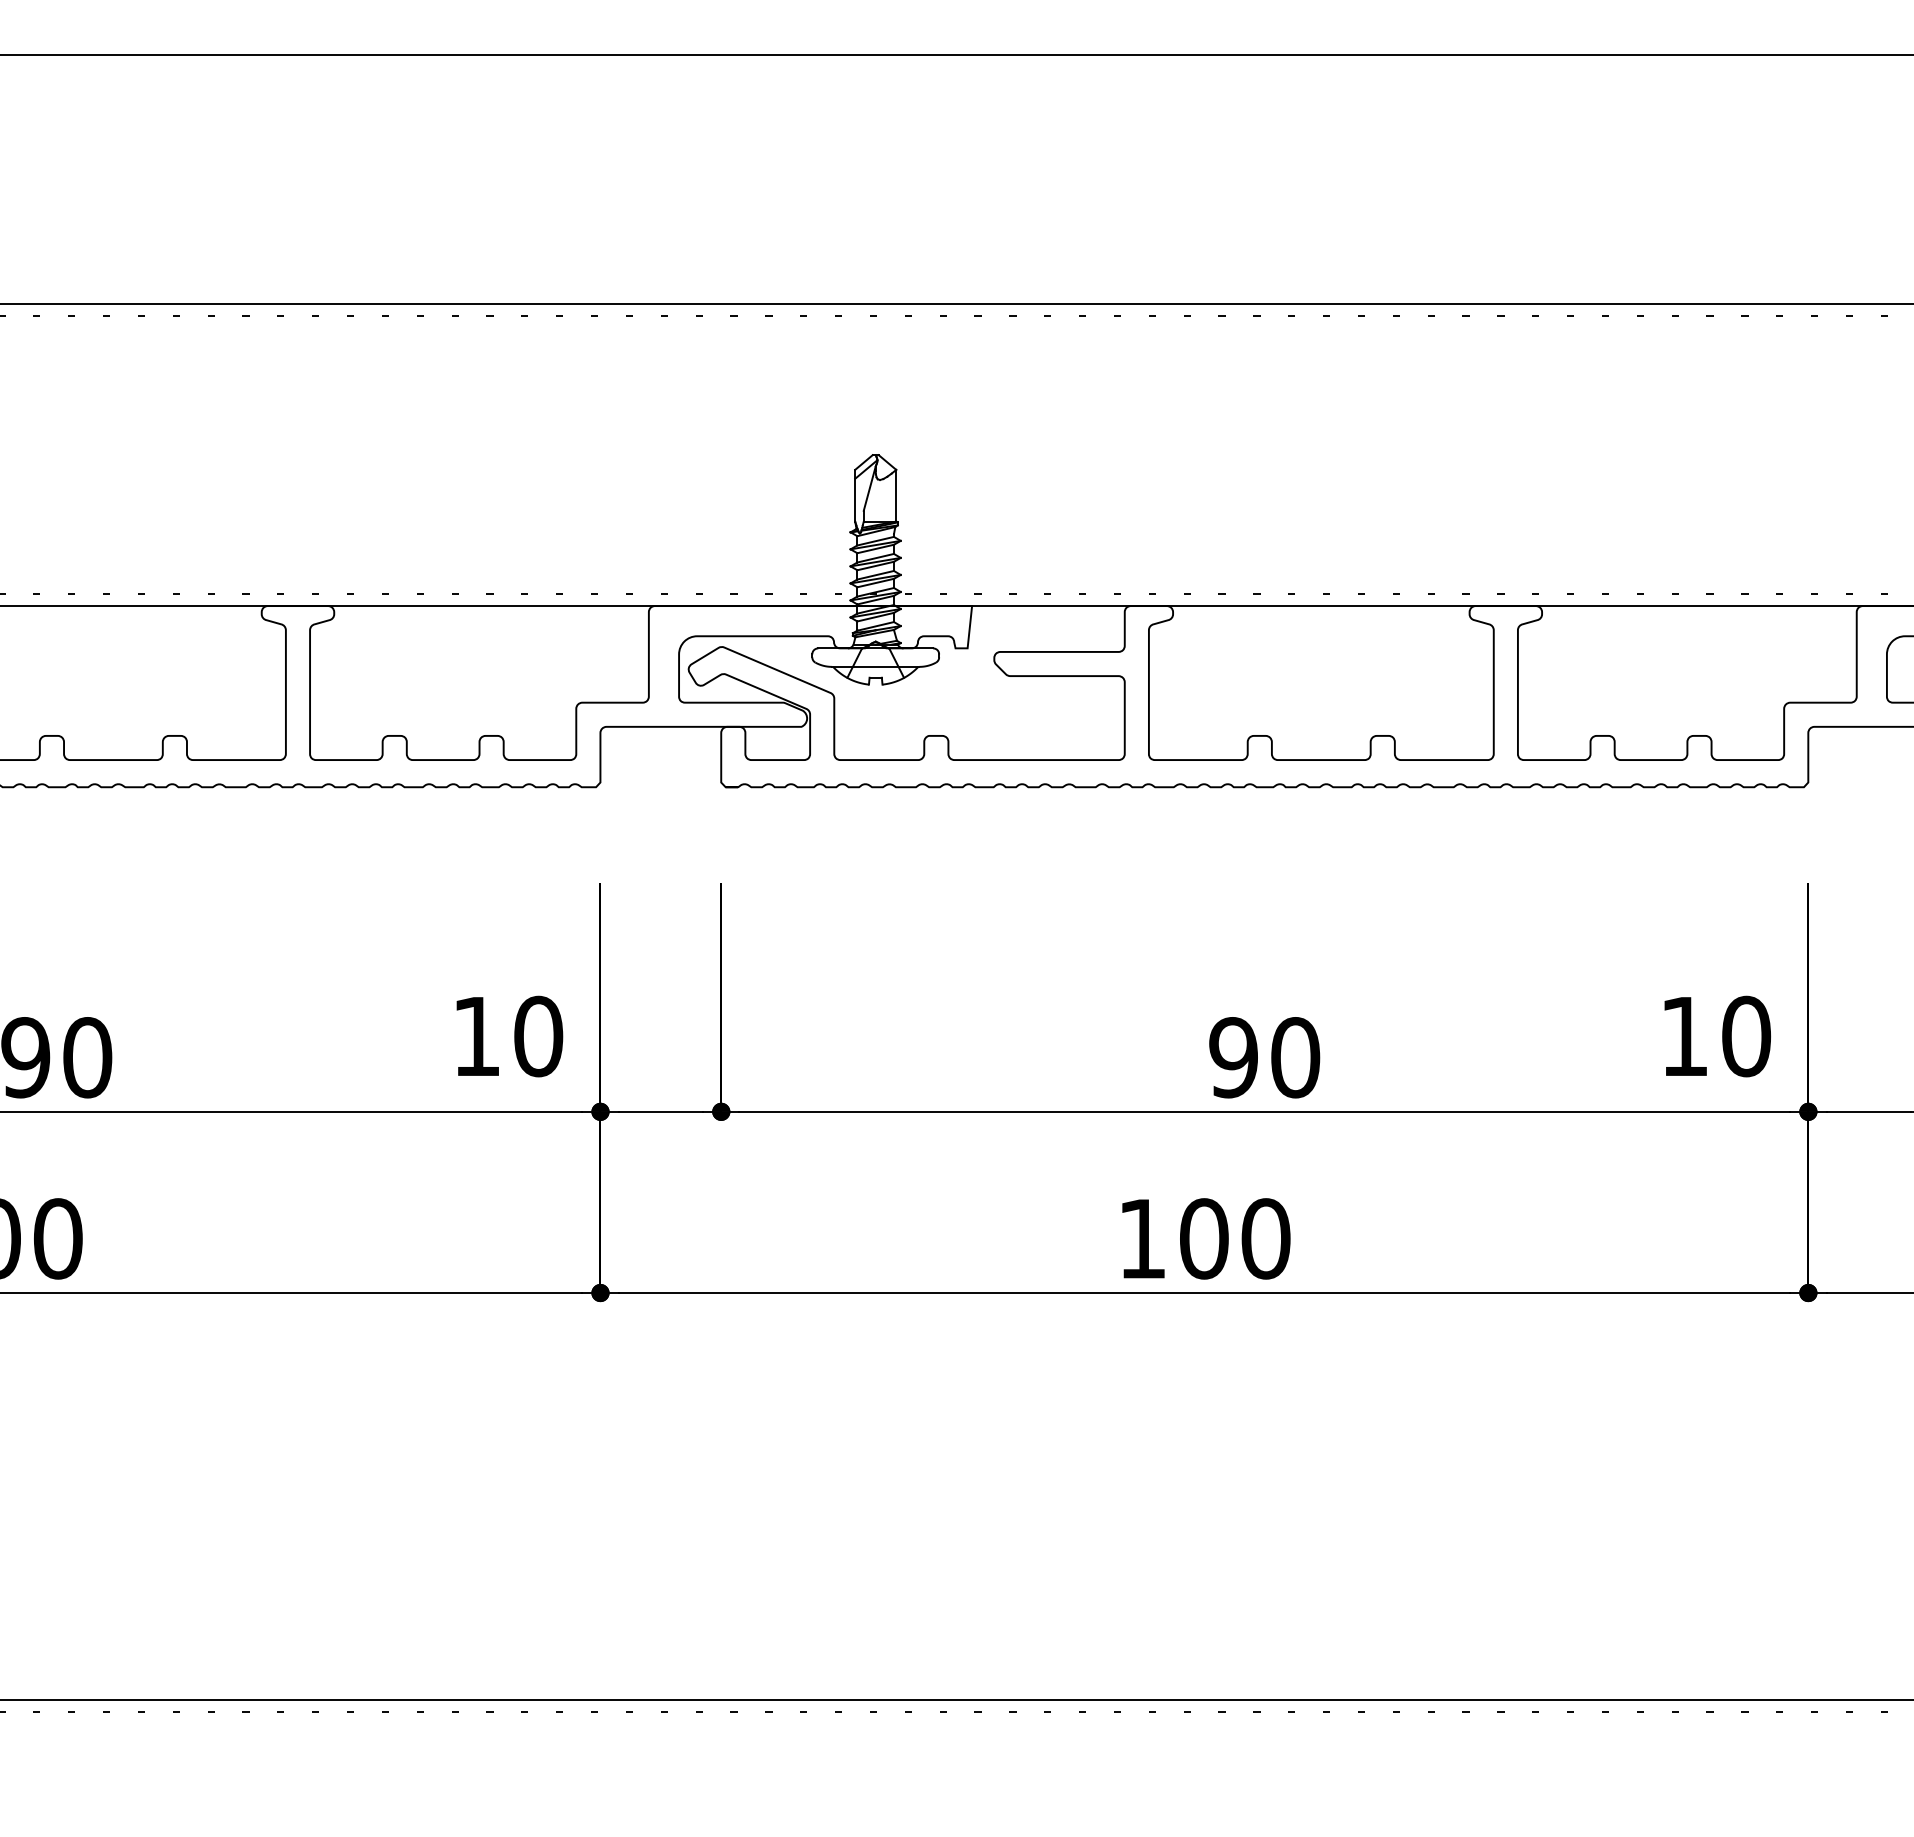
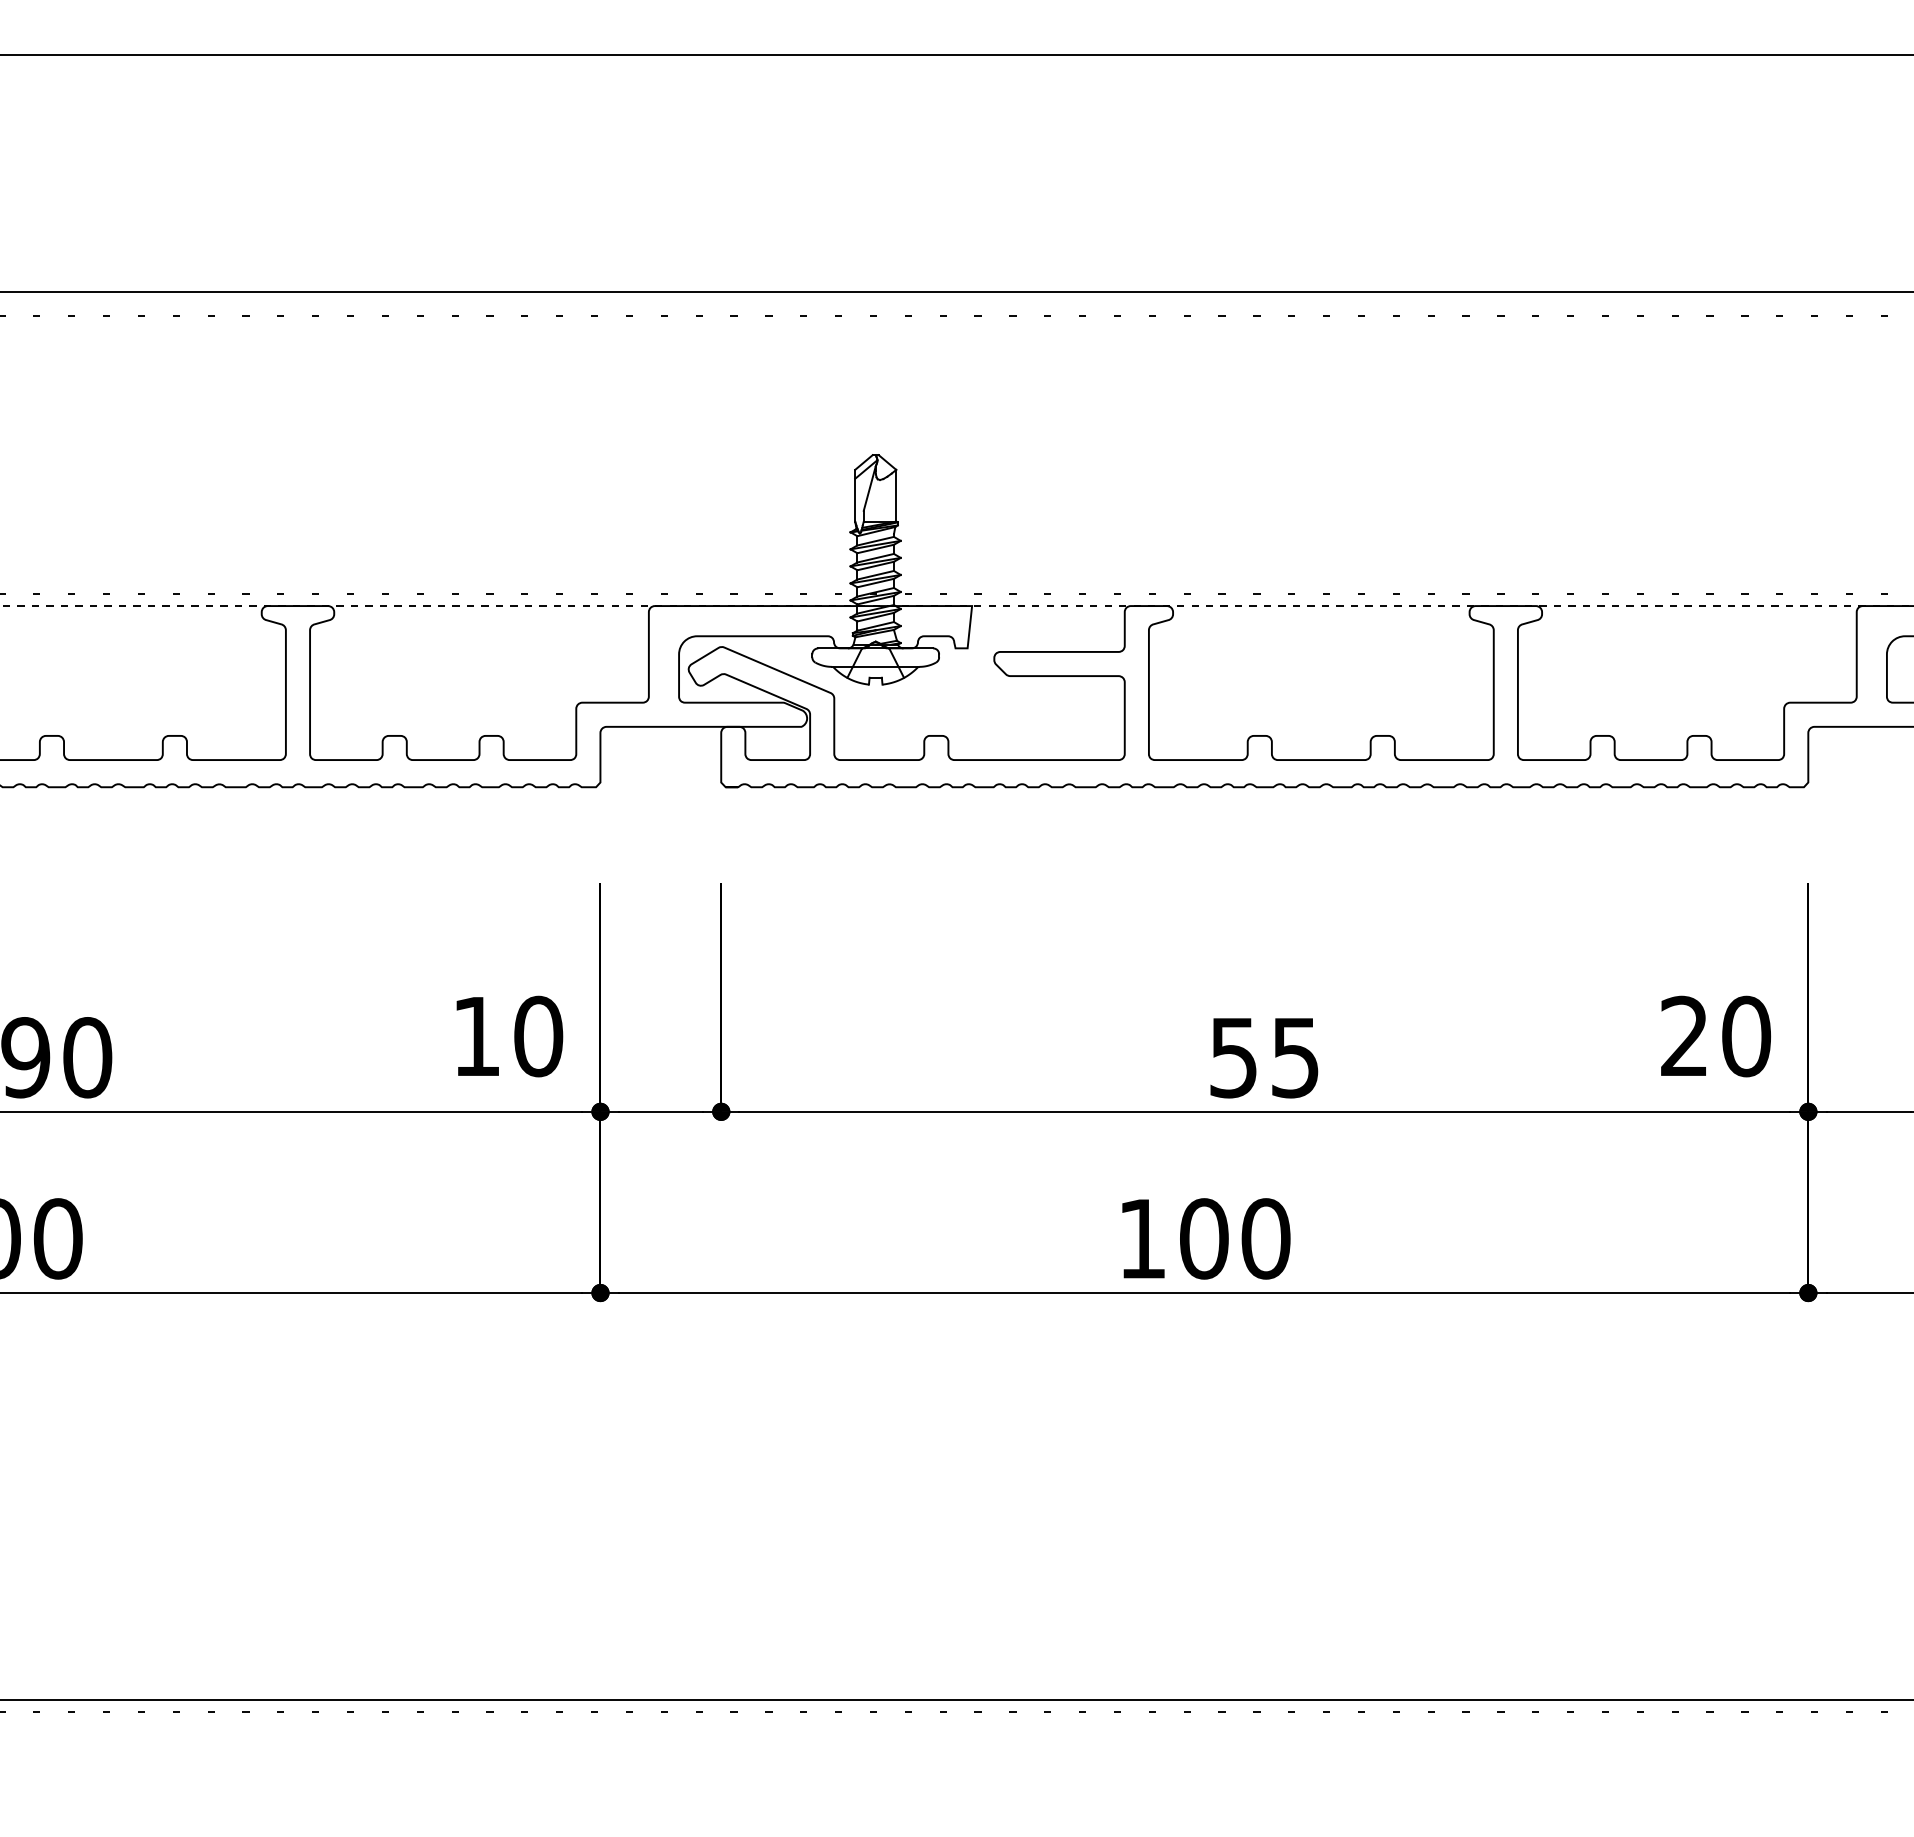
line position: (956, 304) -> (956, 292) (956, 292)
line: solid -> dashed (957, 606)
text: 10 -> 20 (1683, 1035)
text: 90 -> 55 (1264, 1057)
